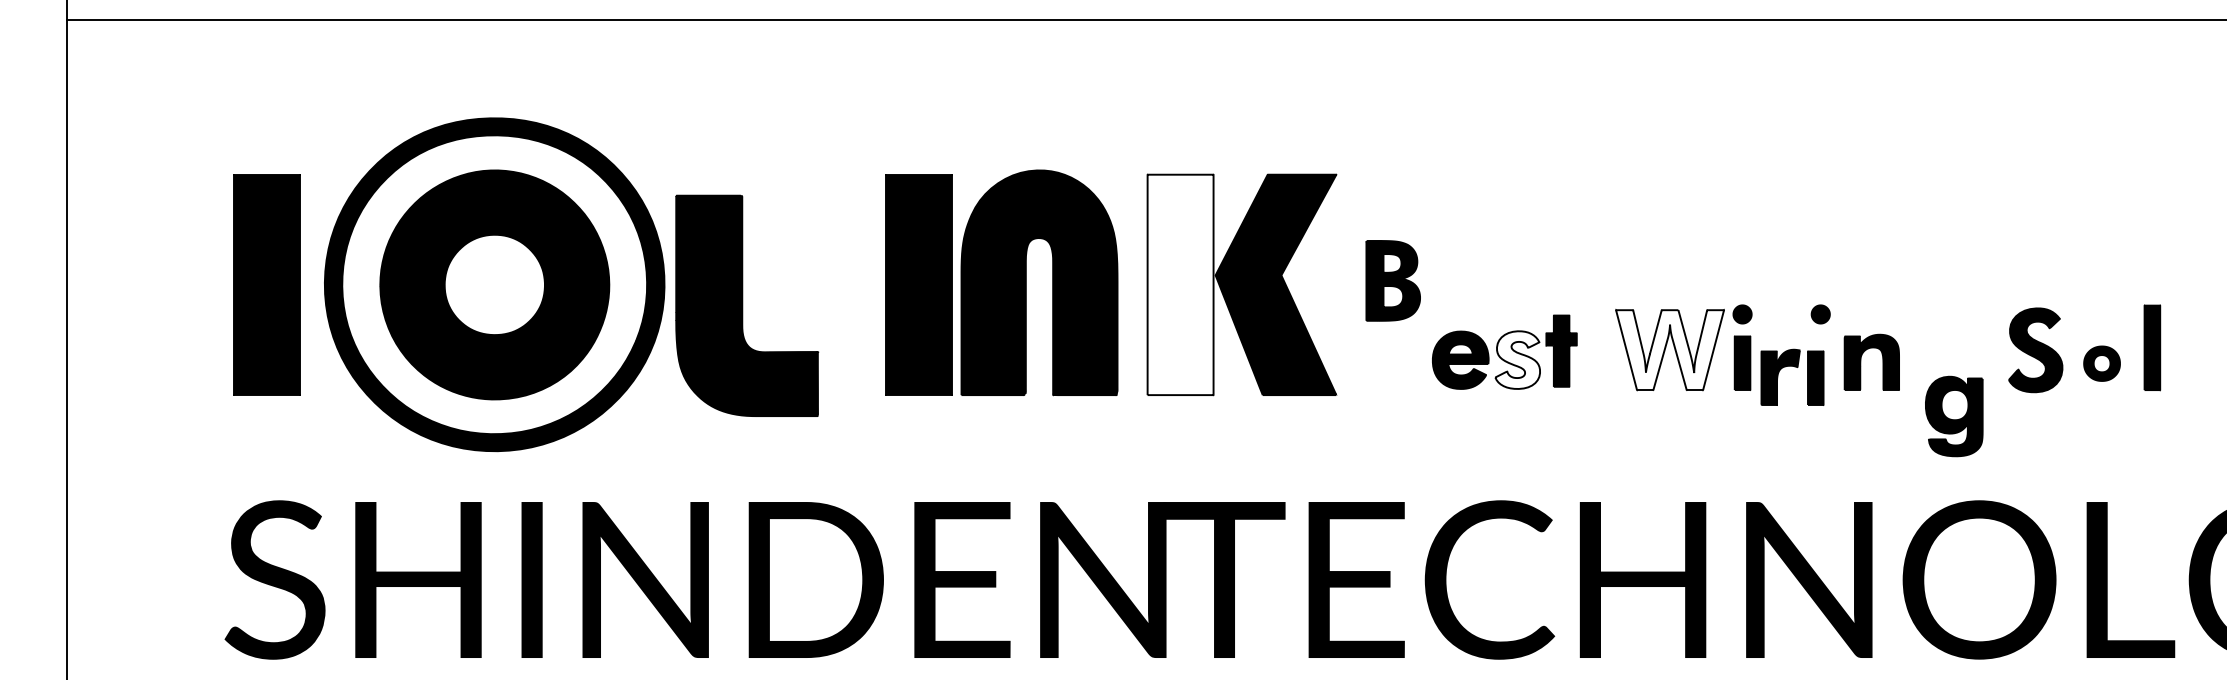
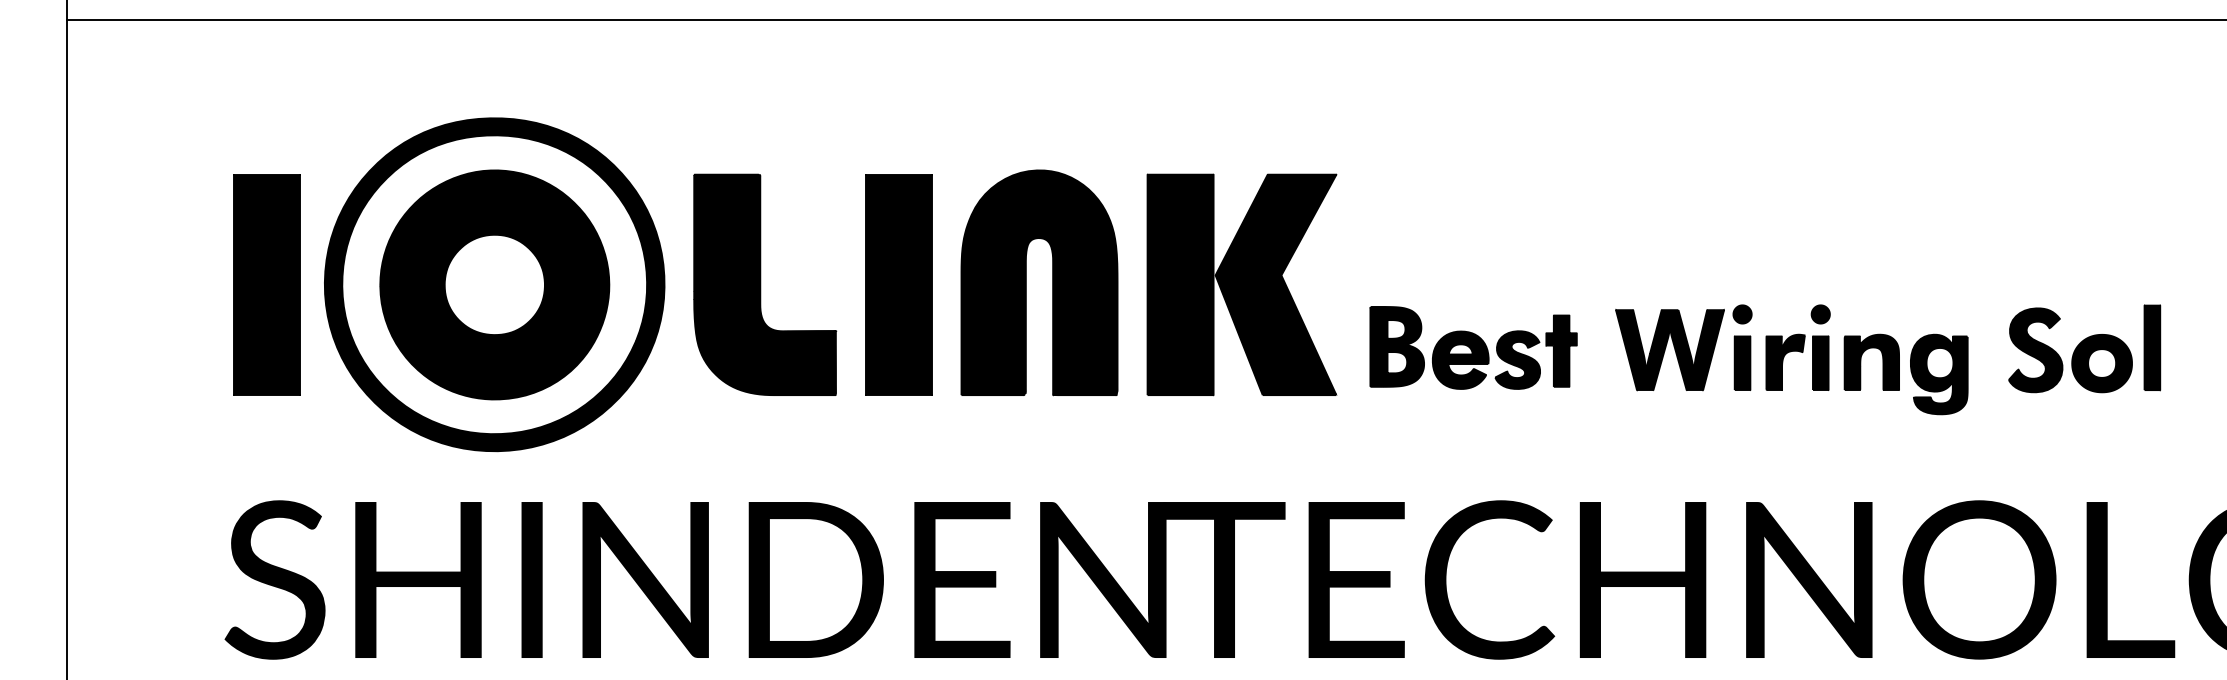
part position: (1392, 280) -> (1396, 346) (1396, 346)
part position: (918, 284) -> (898, 284) (898, 284)
fill: none -> present (1180, 284)
part position: (747, 305) -> (765, 284) (765, 284)
fill: none -> present (1670, 350)
fill: none -> present (1517, 359)
part size: 38x37 px -> 62x60 px (2101, 363)
part position: (1794, 367) -> (1799, 352) (1799, 352)
part position: (1954, 416) -> (1939, 374) (1939, 374)
